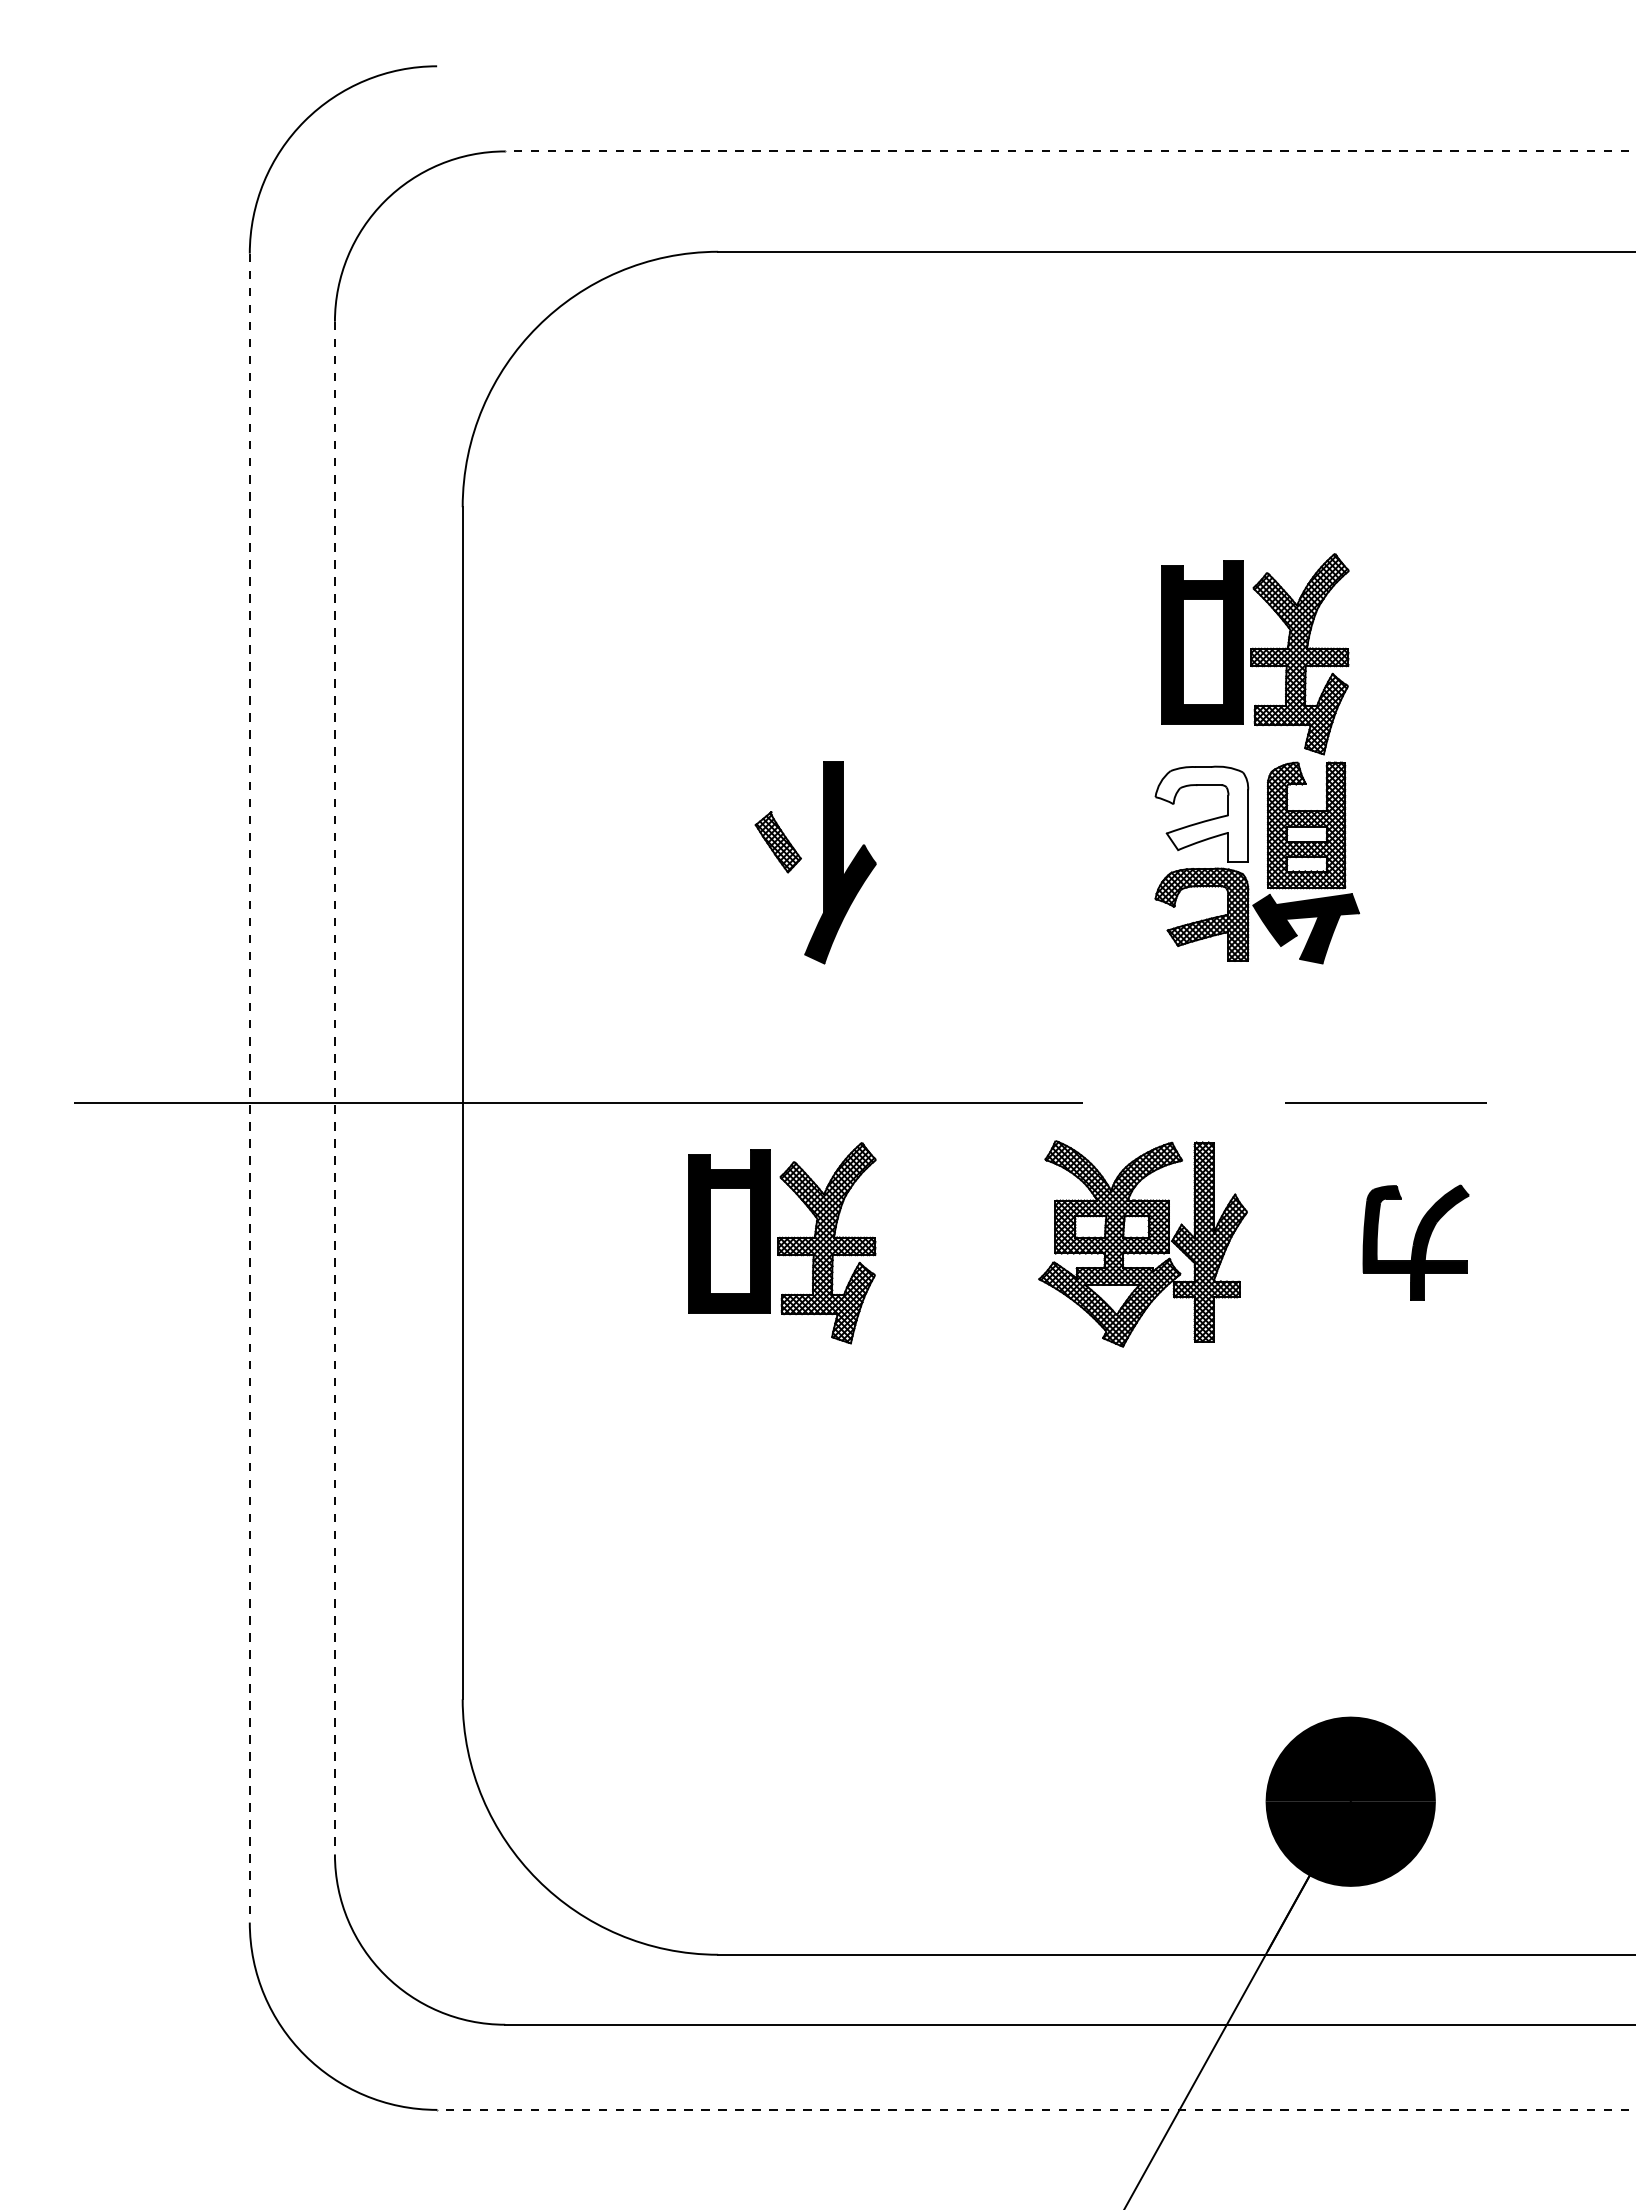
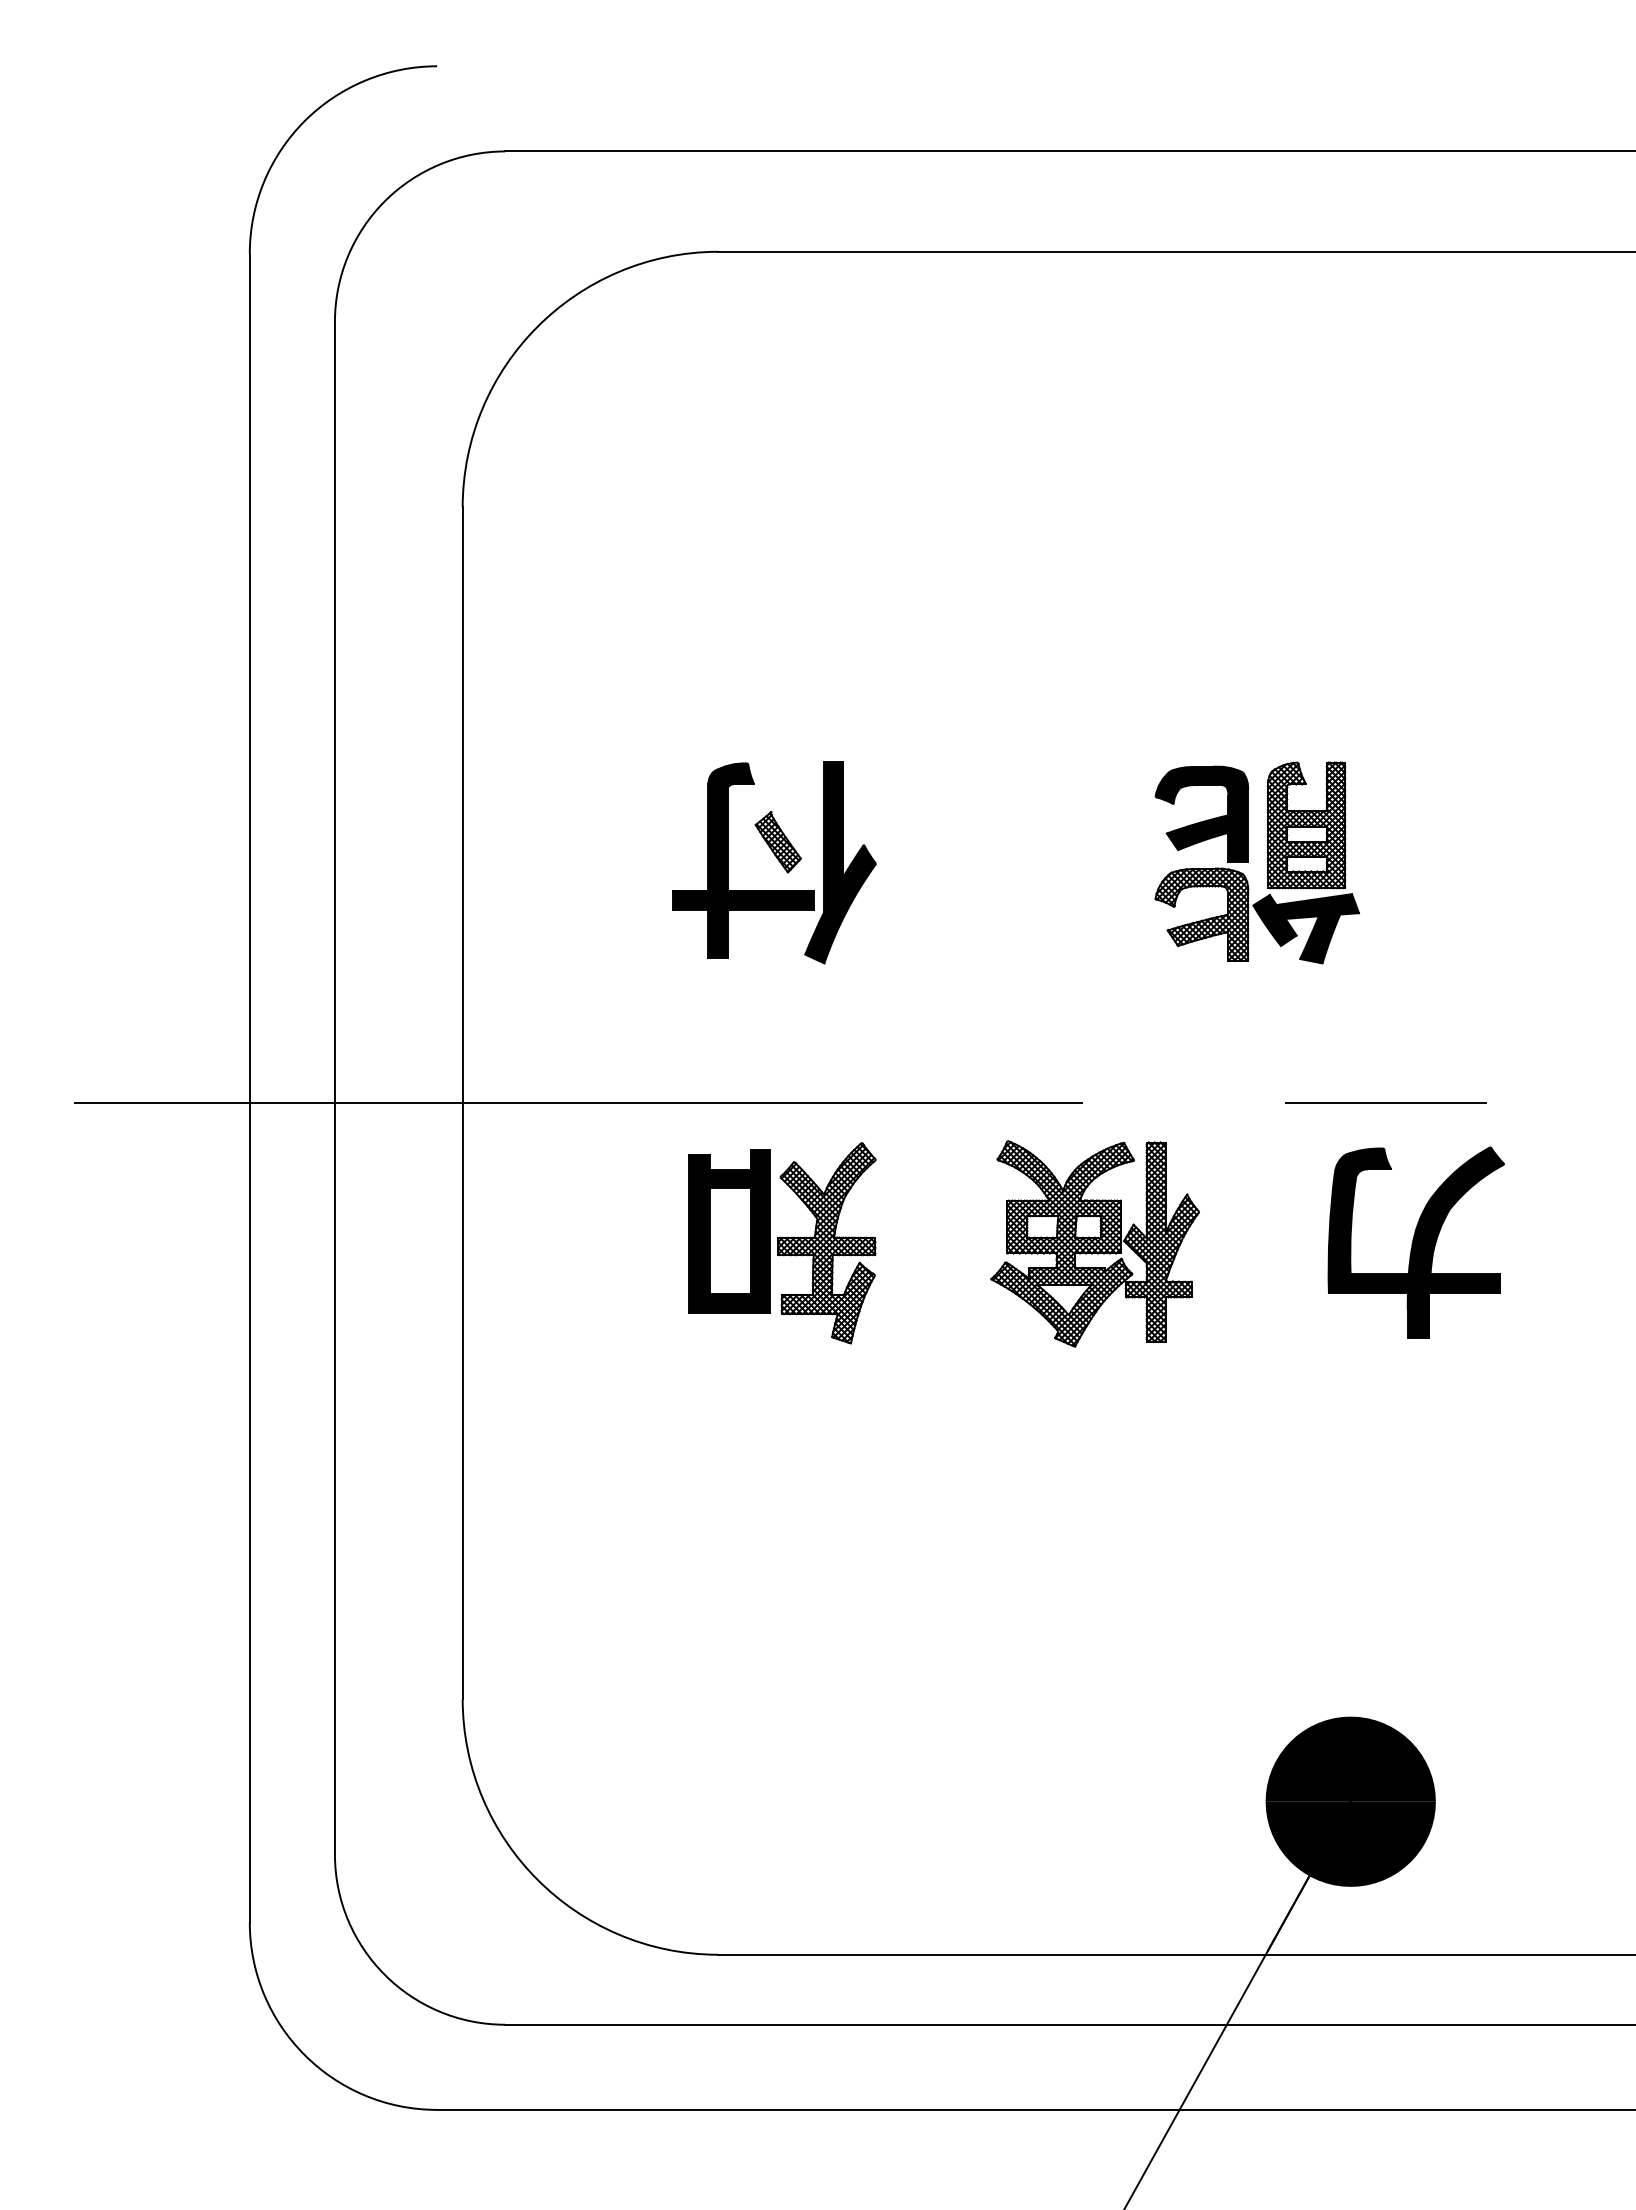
line: dashed -> solid (1070, 151)
part: present -> none (1255, 654)
fill: none -> present (1201, 814)
part: none -> present (728, 860)
line: dashed -> solid (249, 1088)
line: dashed -> solid (334, 1088)
part size: 108x117 px -> 178x193 px (1415, 1242)
part position: (1142, 1243) -> (1094, 1243) (1094, 1243)
line: dashed -> solid (1036, 2109)
